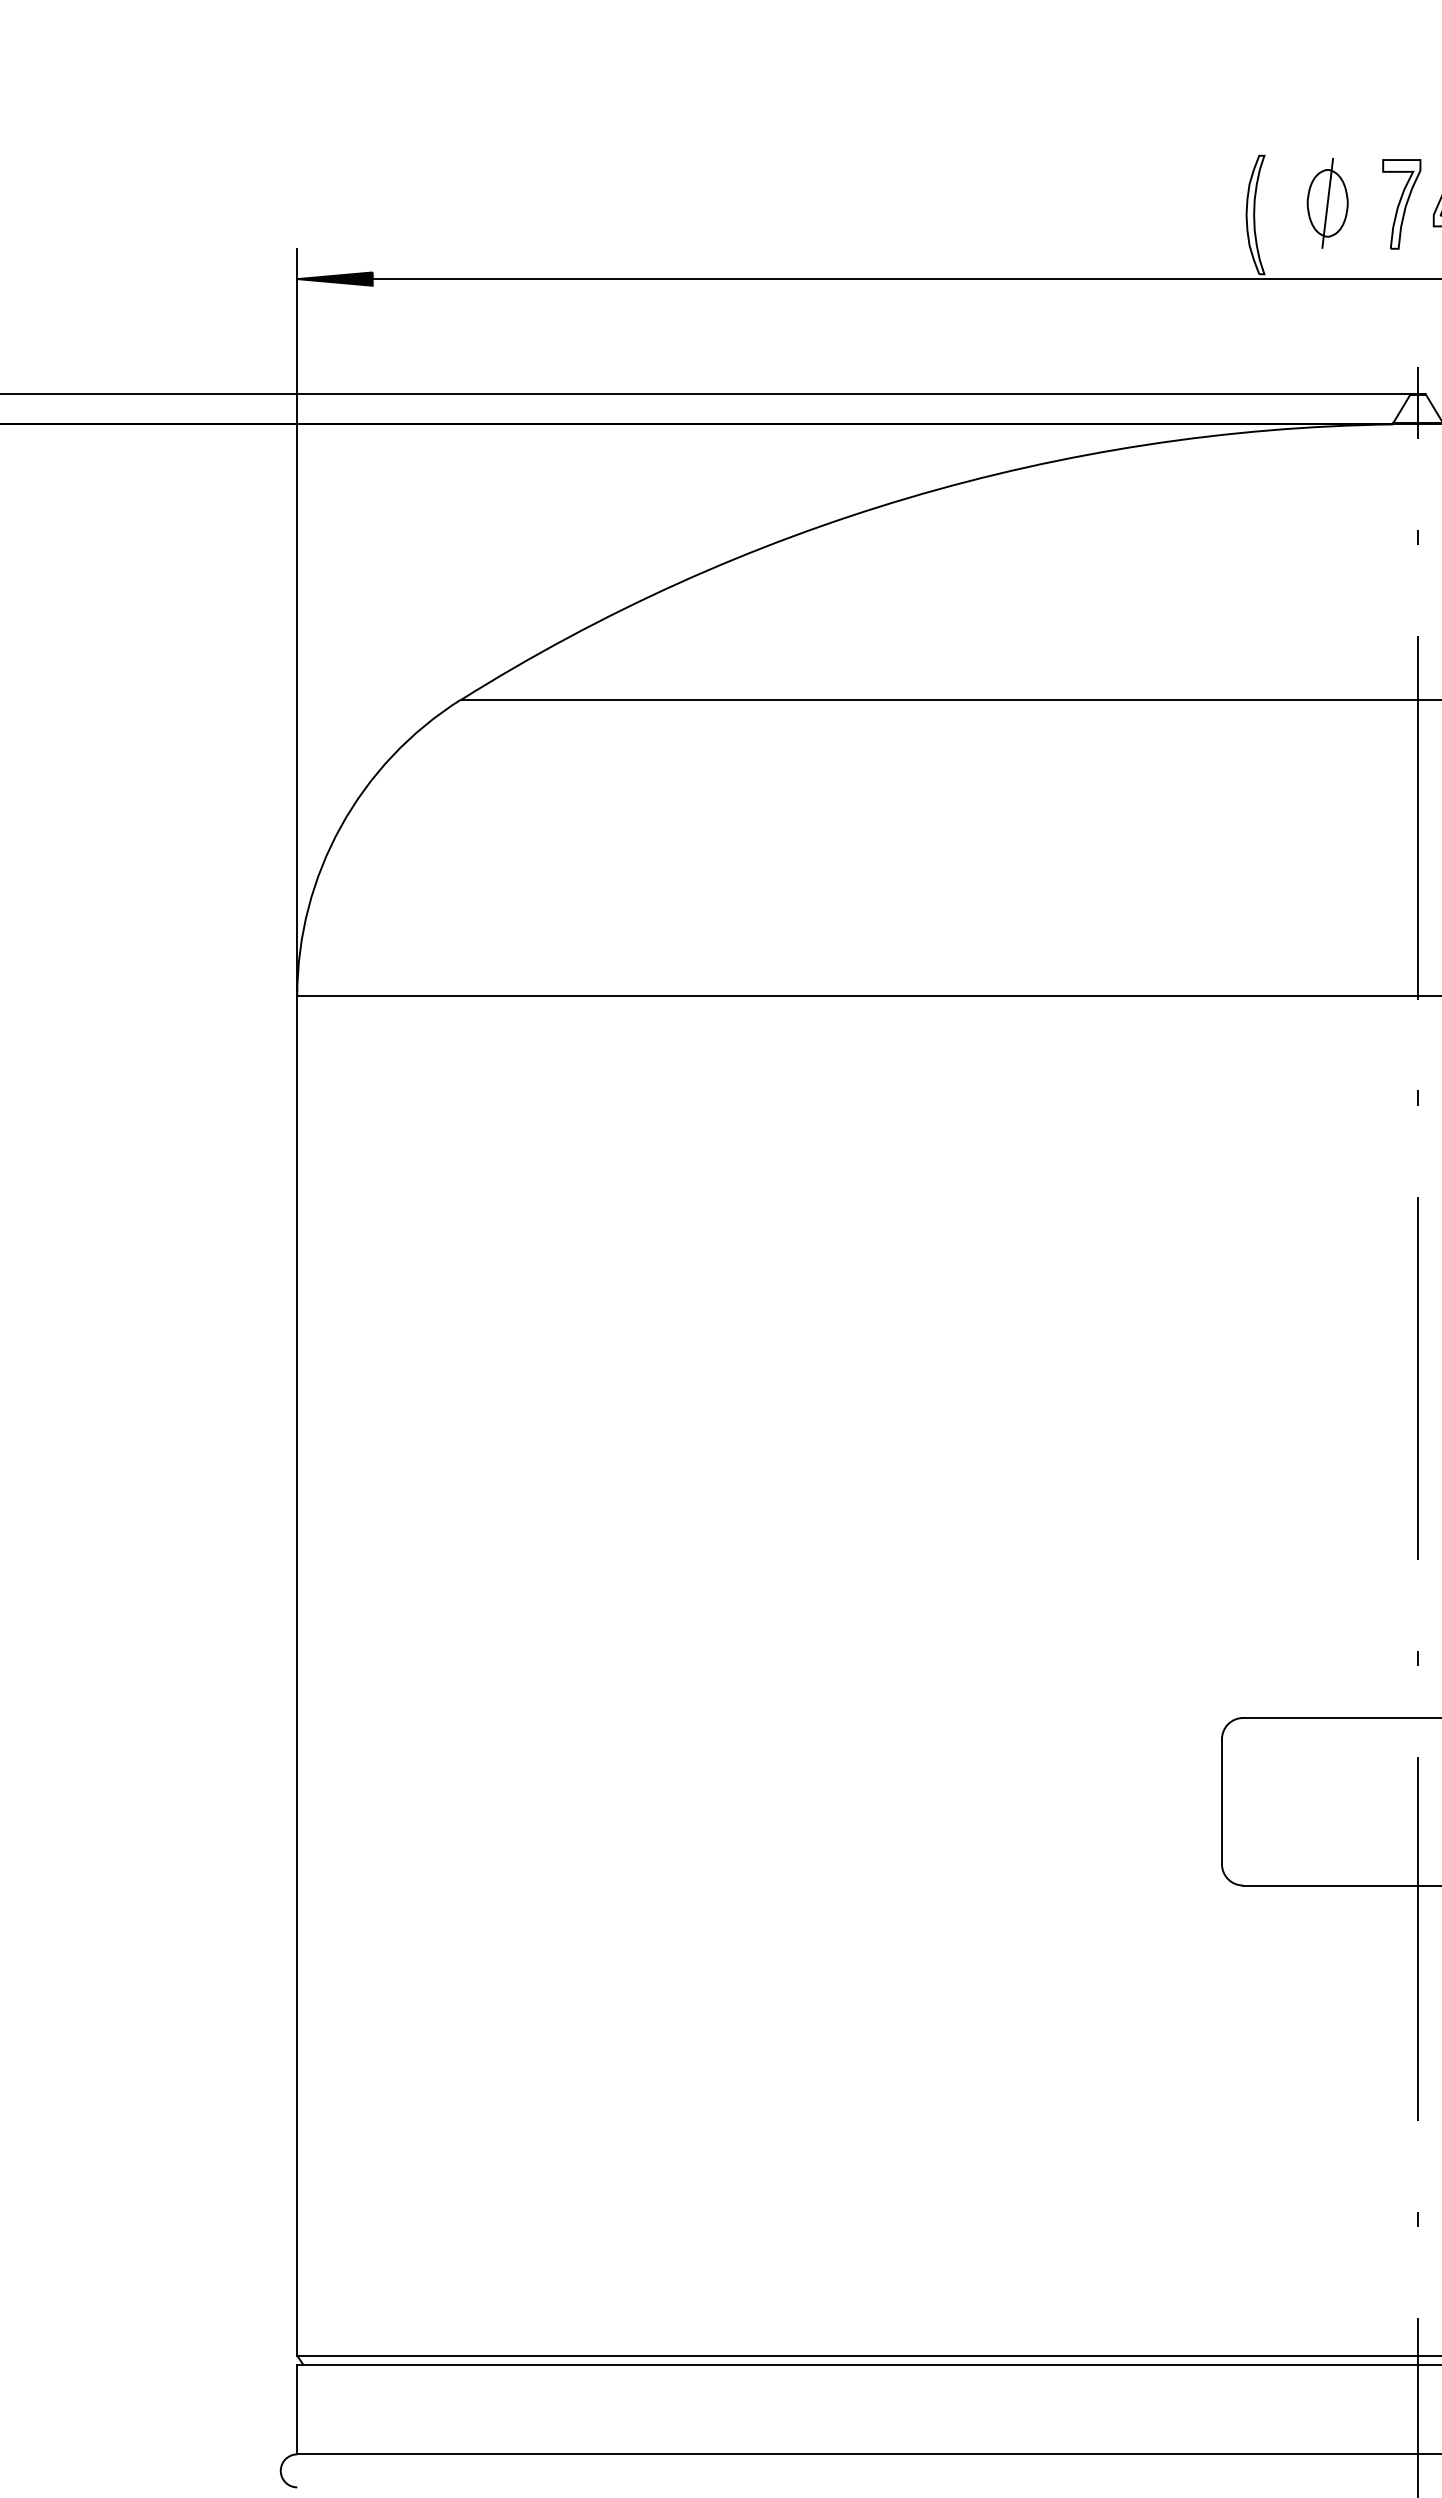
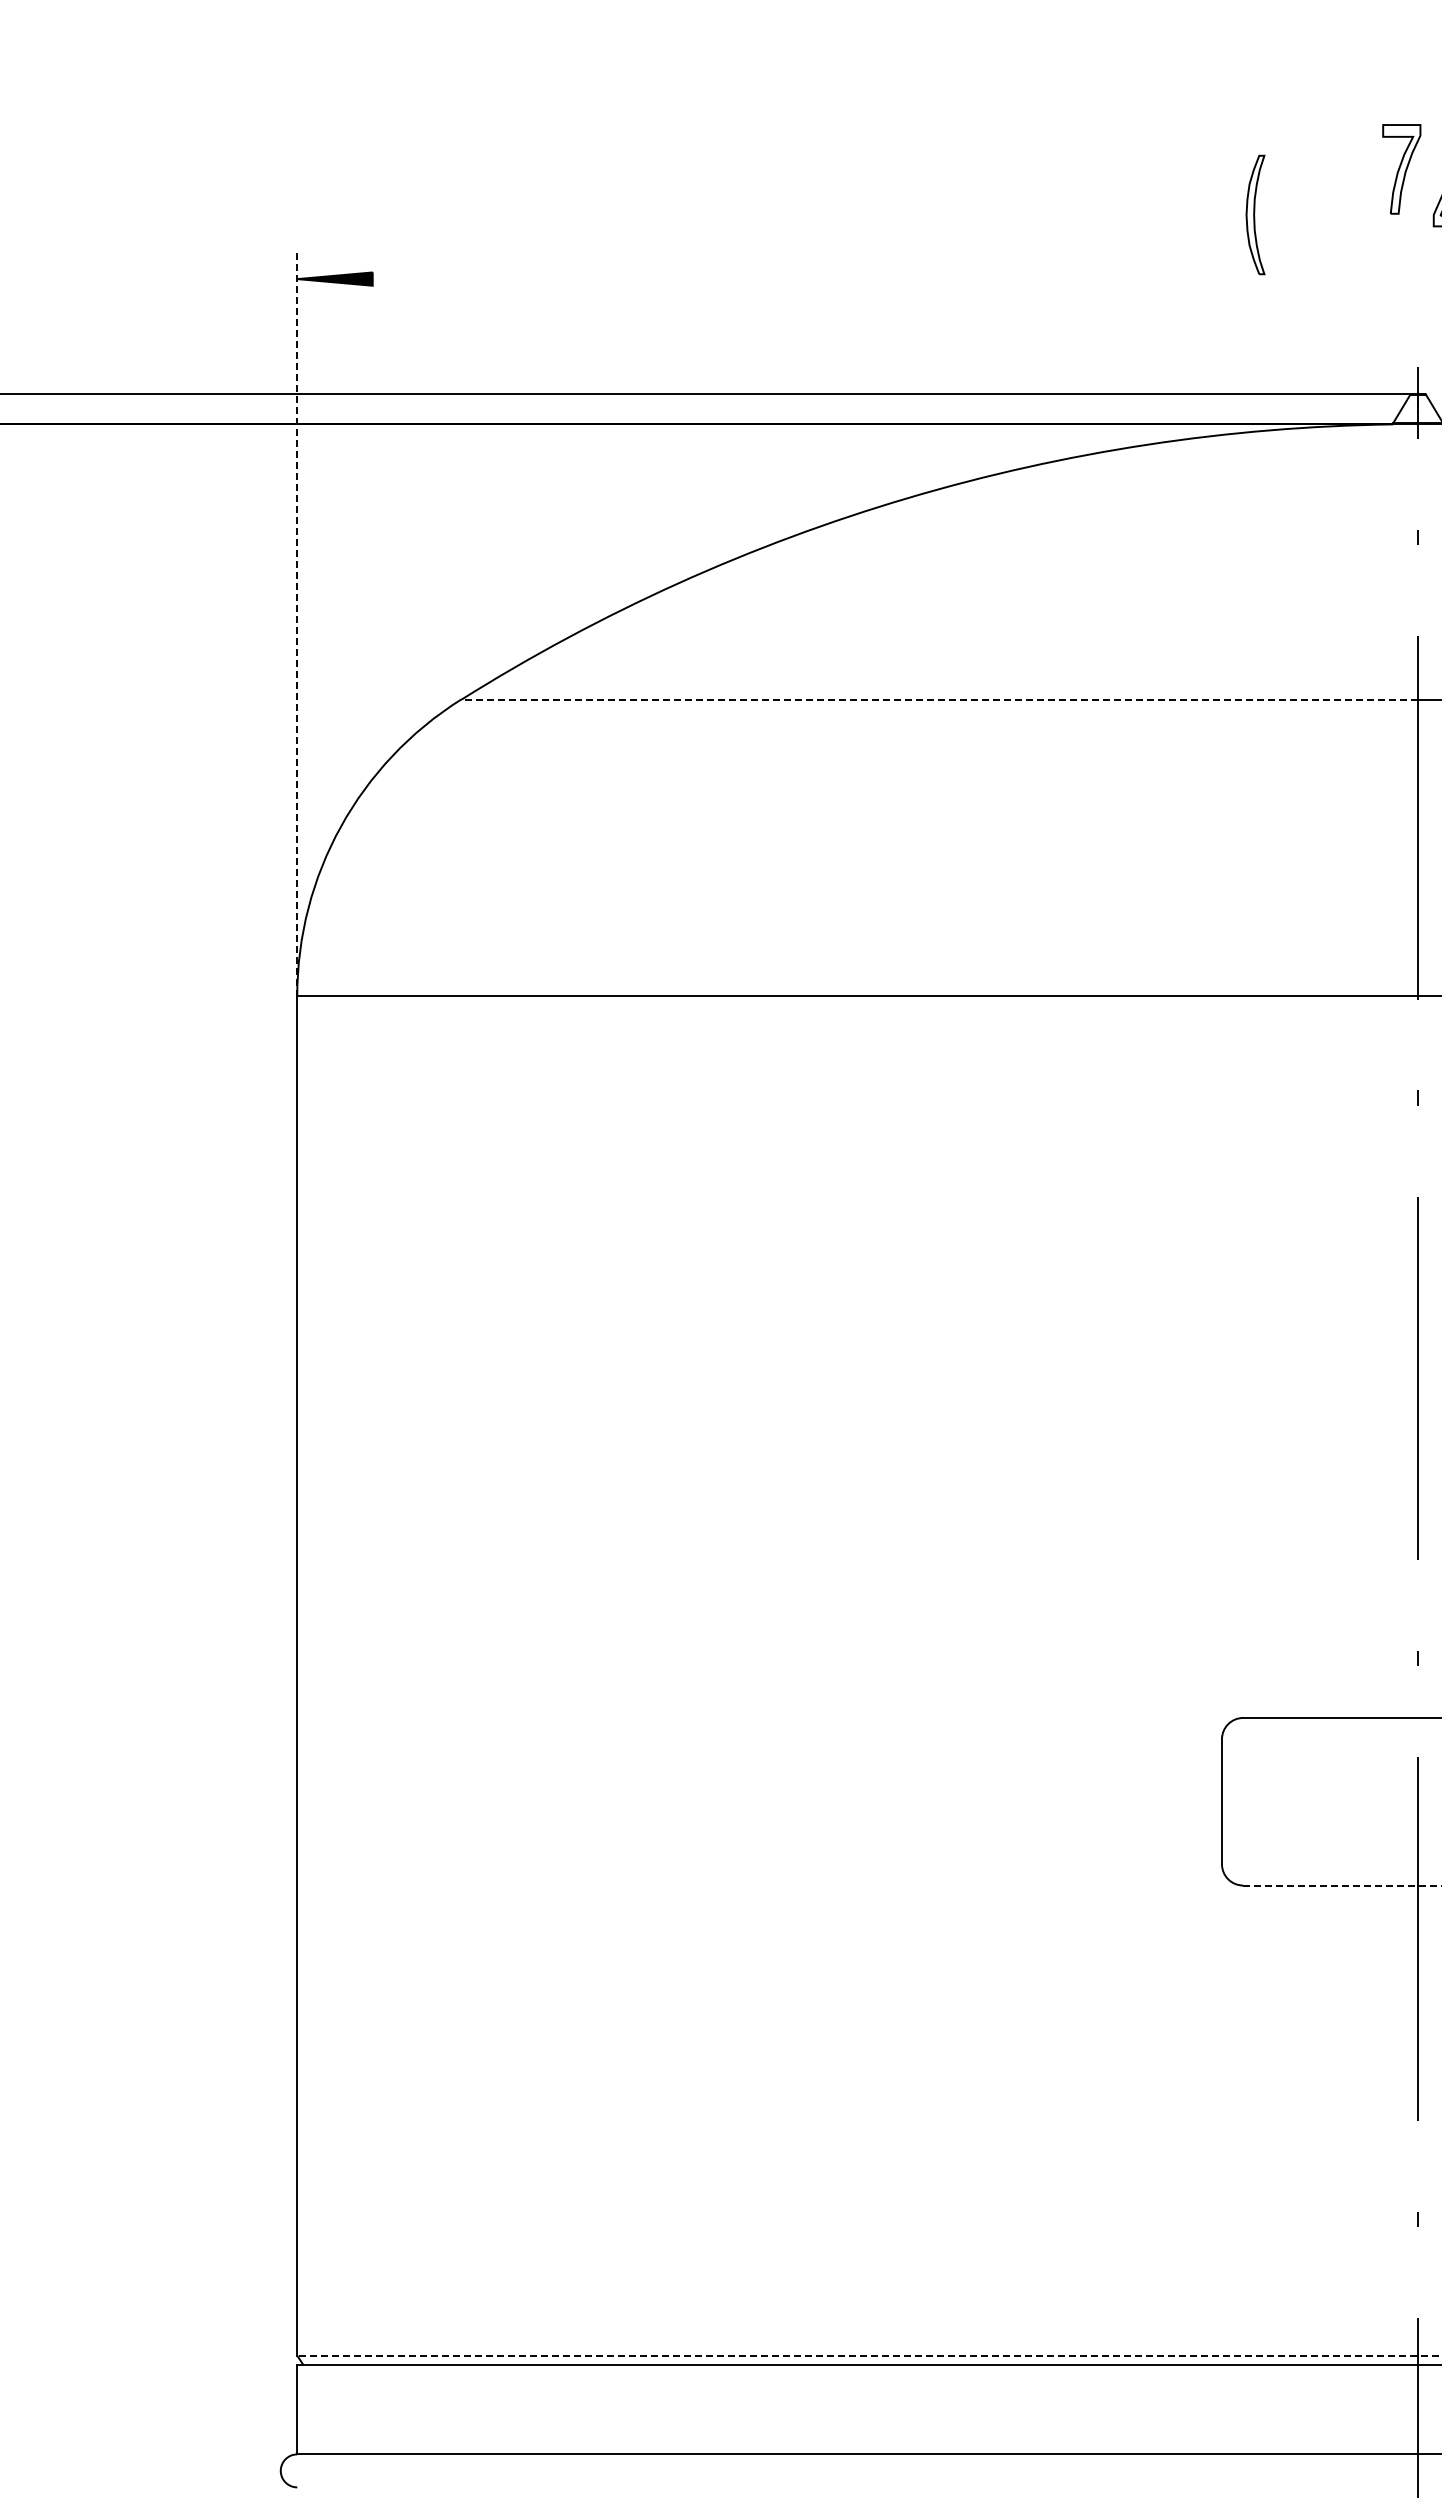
part: present -> none (1327, 202)
part position: (1401, 204) -> (1401, 169) (1401, 169)
line: present -> none (905, 279)
line: solid -> dashed (297, 622)
line: solid -> dashed (939, 699)
line: solid -> dashed (1342, 1885)
line: solid -> dashed (869, 2355)
